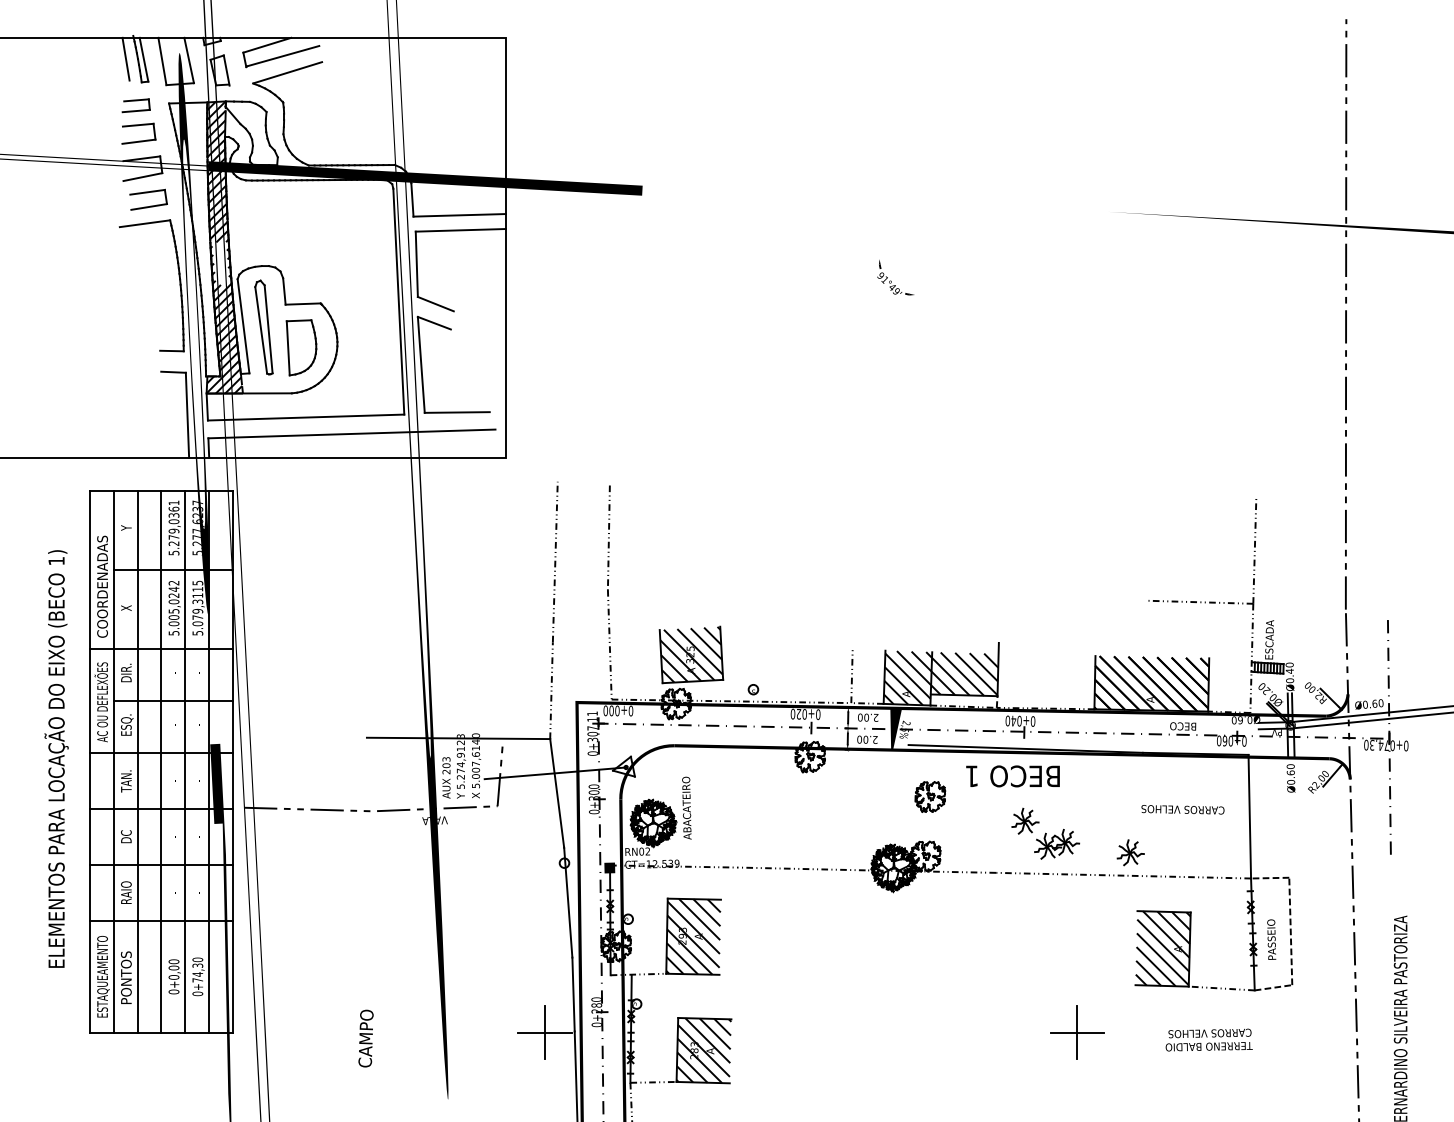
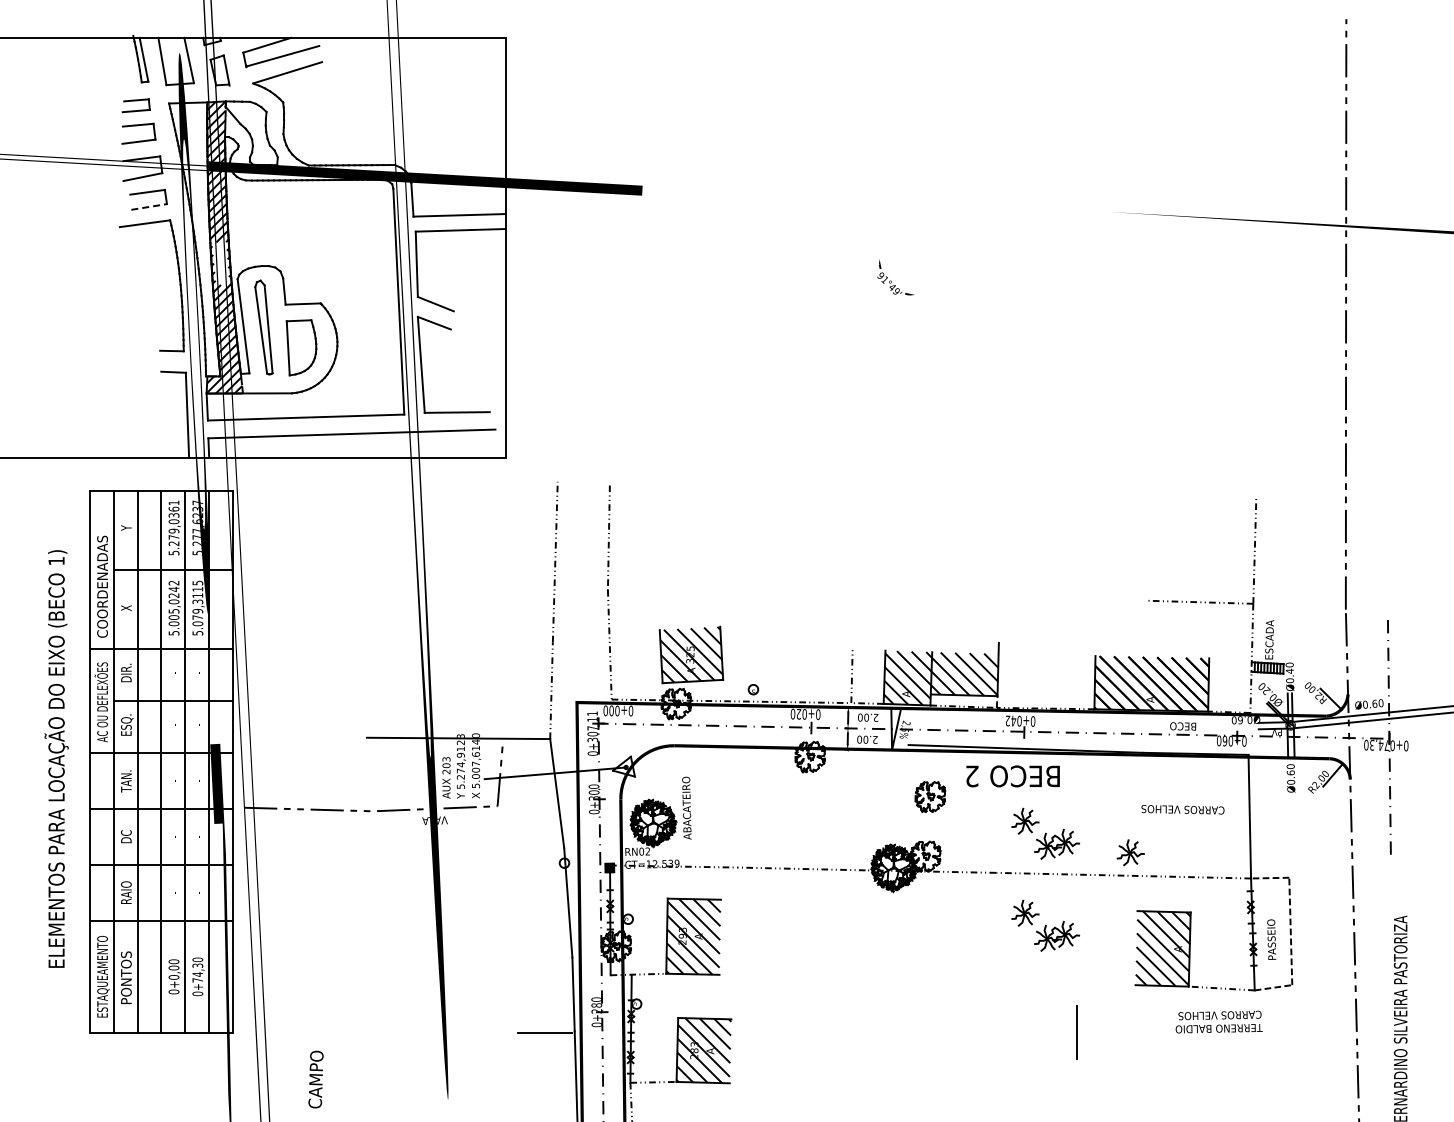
line: present -> none (125, 58)
line: solid -> dashed (149, 206)
text: 0+040 -> 0+042 (1007, 720)
fill: present -> none (896, 729)
text: 1 -> 2 (972, 776)
part: none -> present (1045, 925)
line: present -> none (545, 1032)
line: present -> none (1077, 1032)
text position: (365, 1038) -> (315, 1079) (315, 1079)
text position: (1208, 1039) -> (1218, 1021) (1218, 1021)
